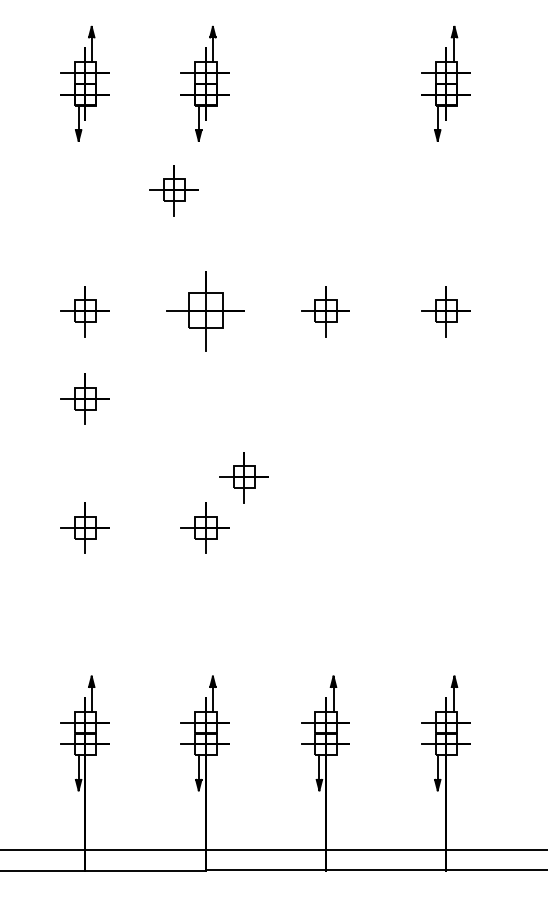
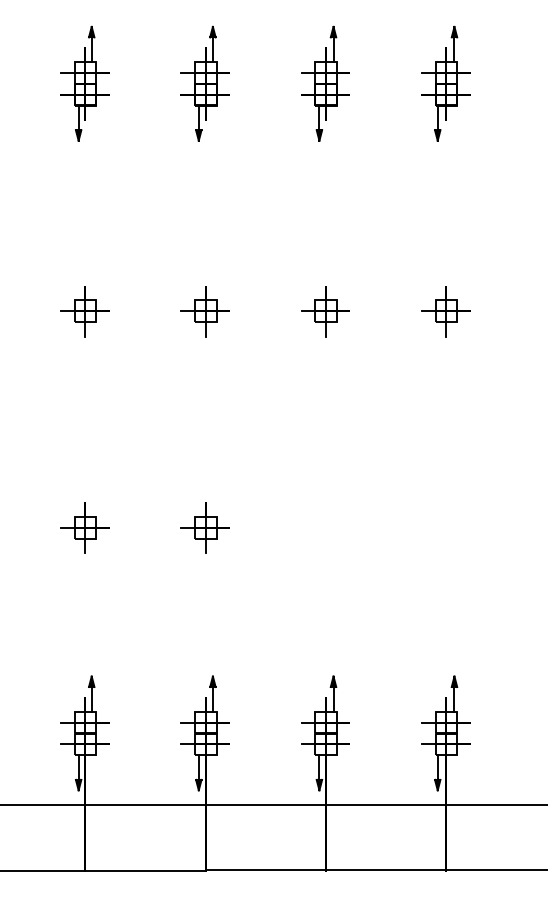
part: none -> present (325, 83)
part: present -> none (173, 190)
part size: 79x81 px -> 50x52 px (204, 311)
part: present -> none (84, 398)
part: present -> none (243, 477)
line position: (273, 849) -> (273, 804) (273, 804)
